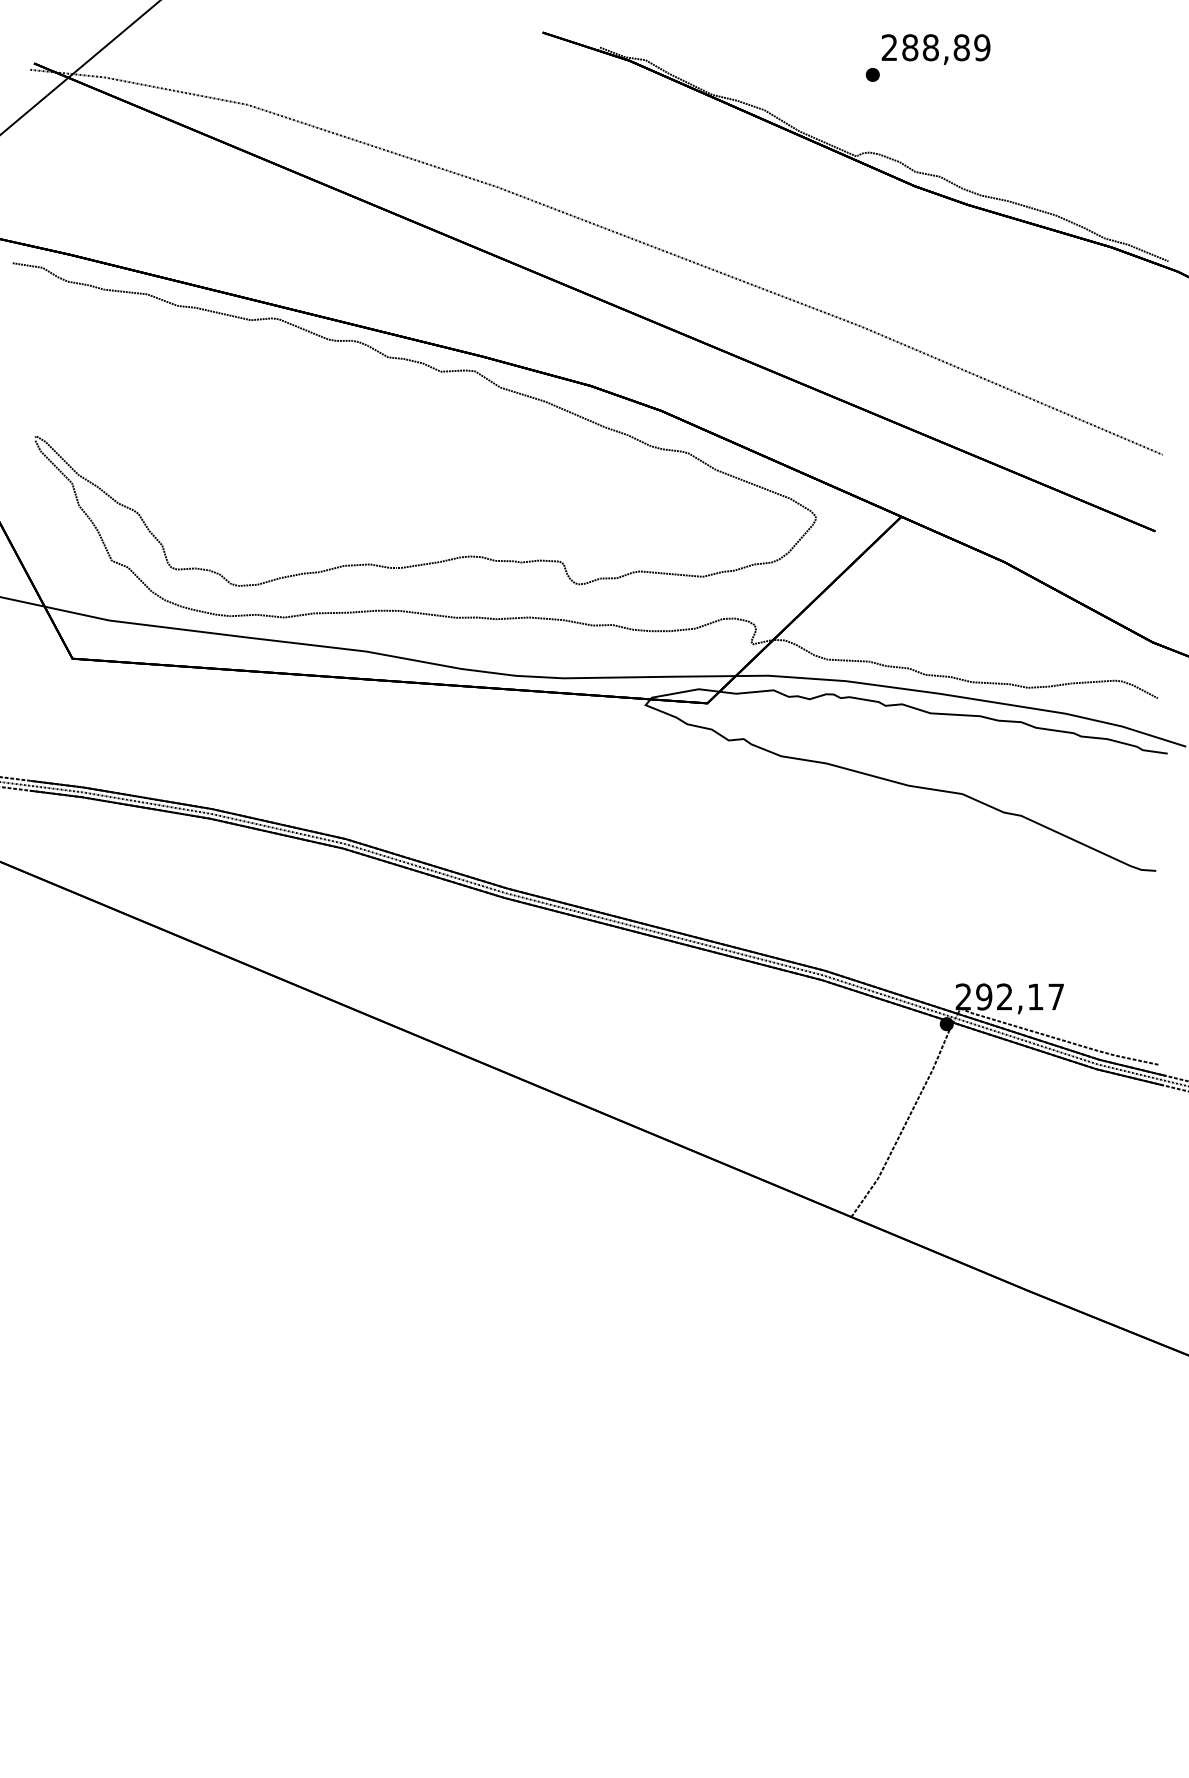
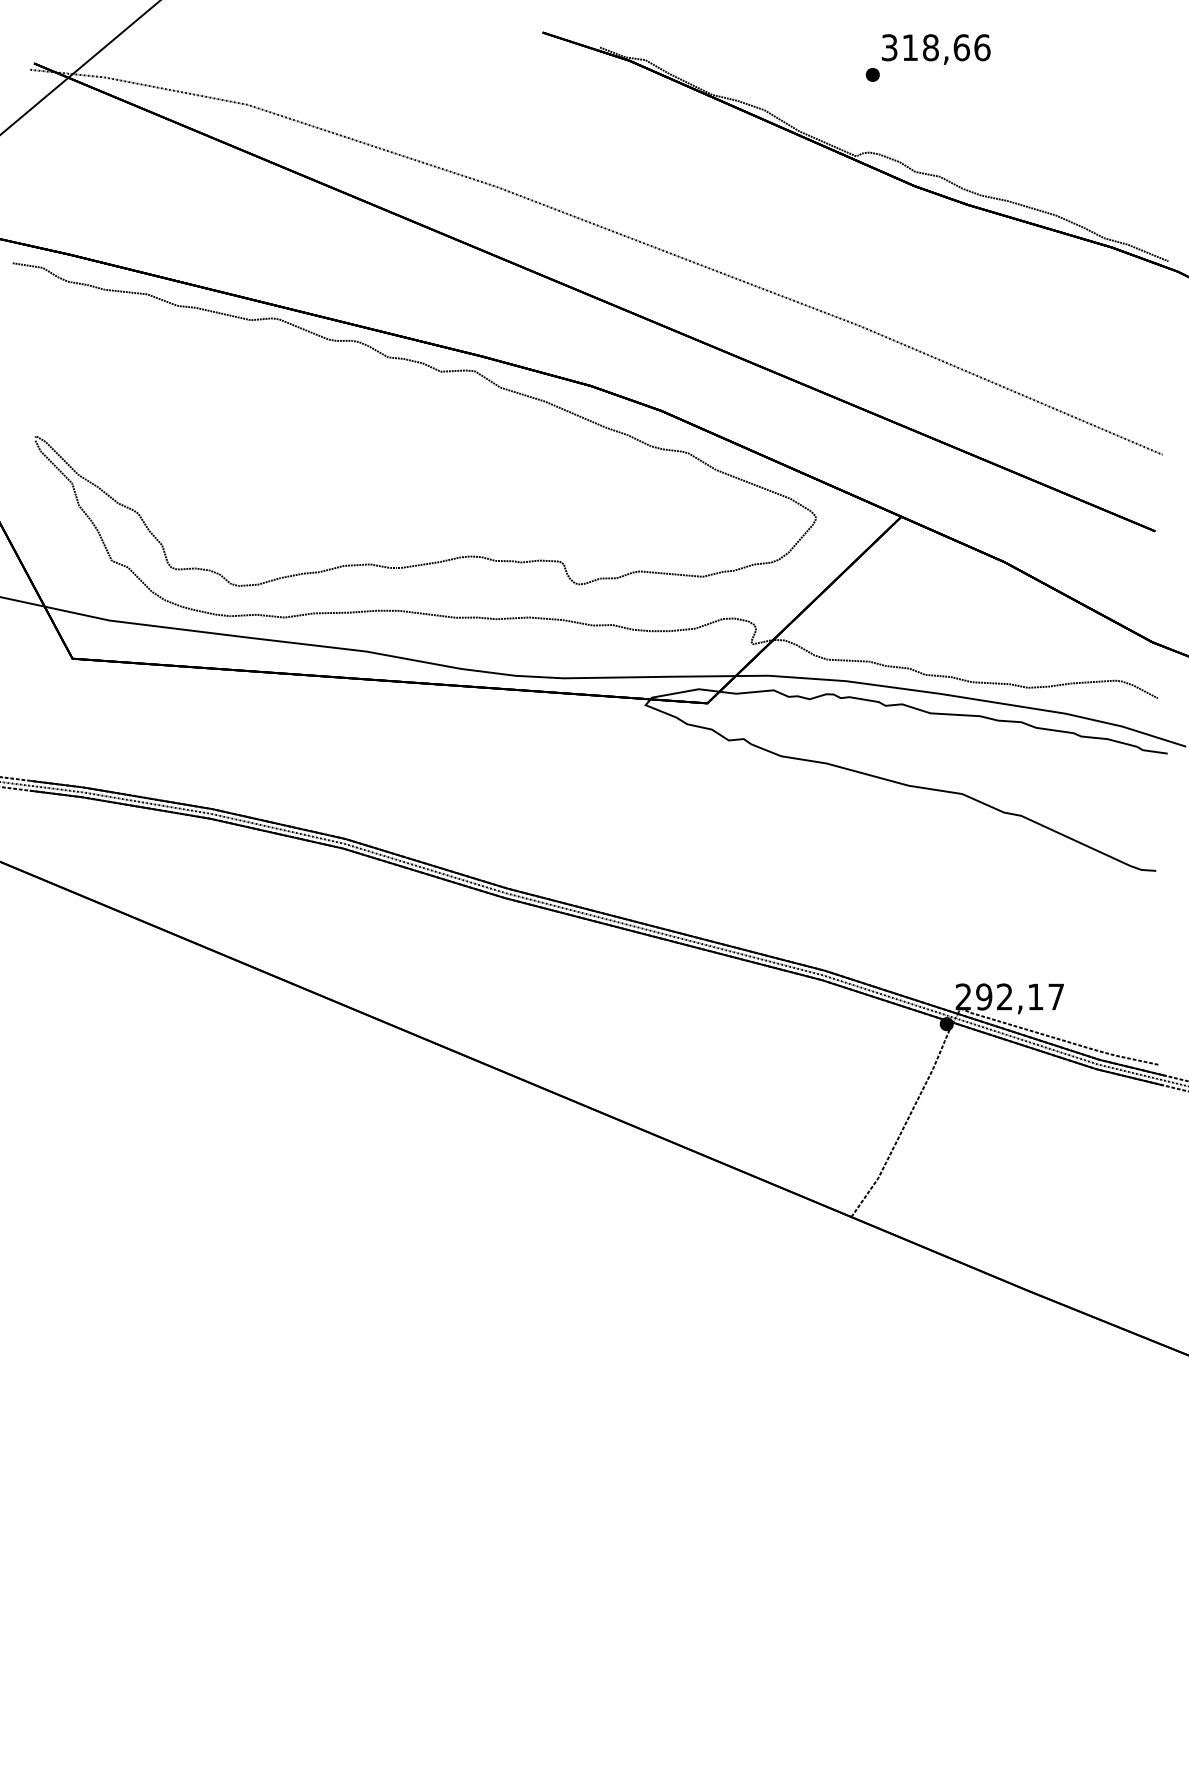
text: 288,89 -> 318,66 (935, 47)
